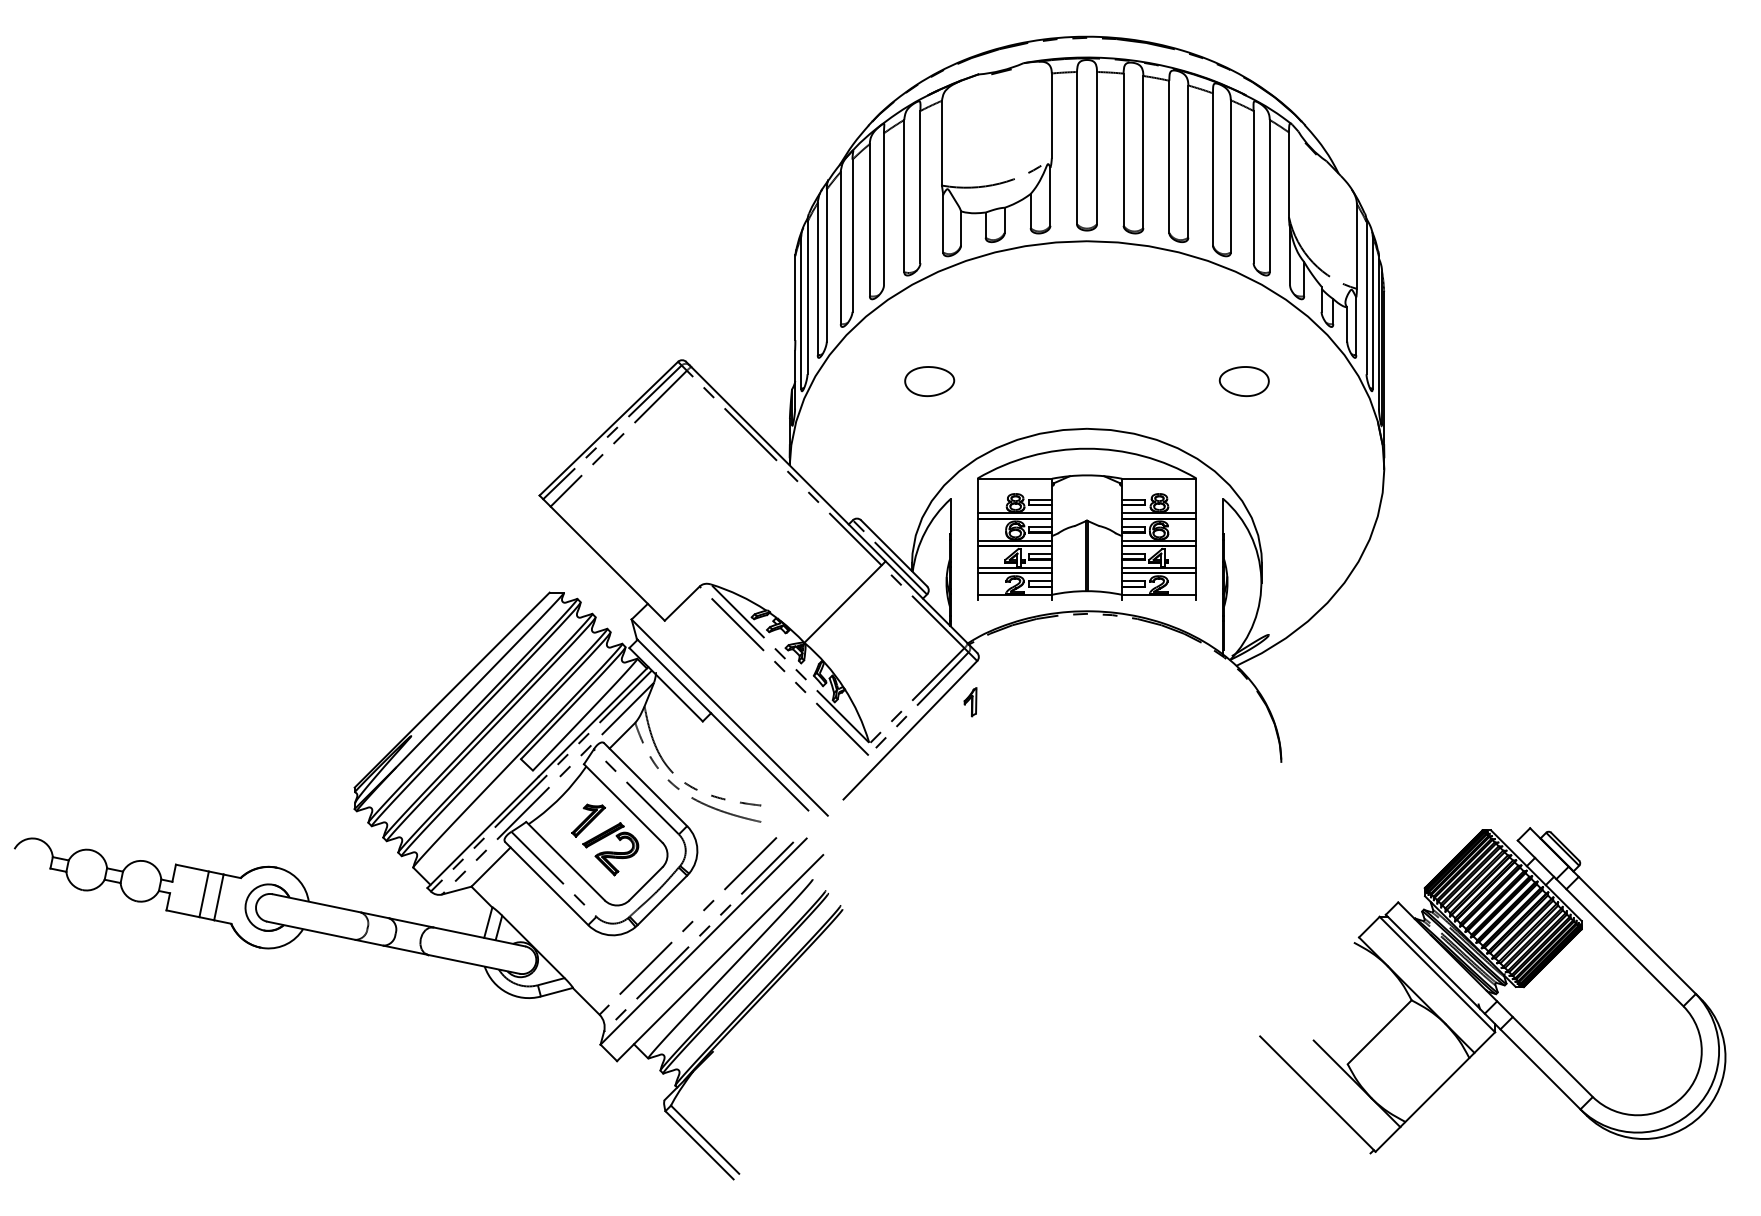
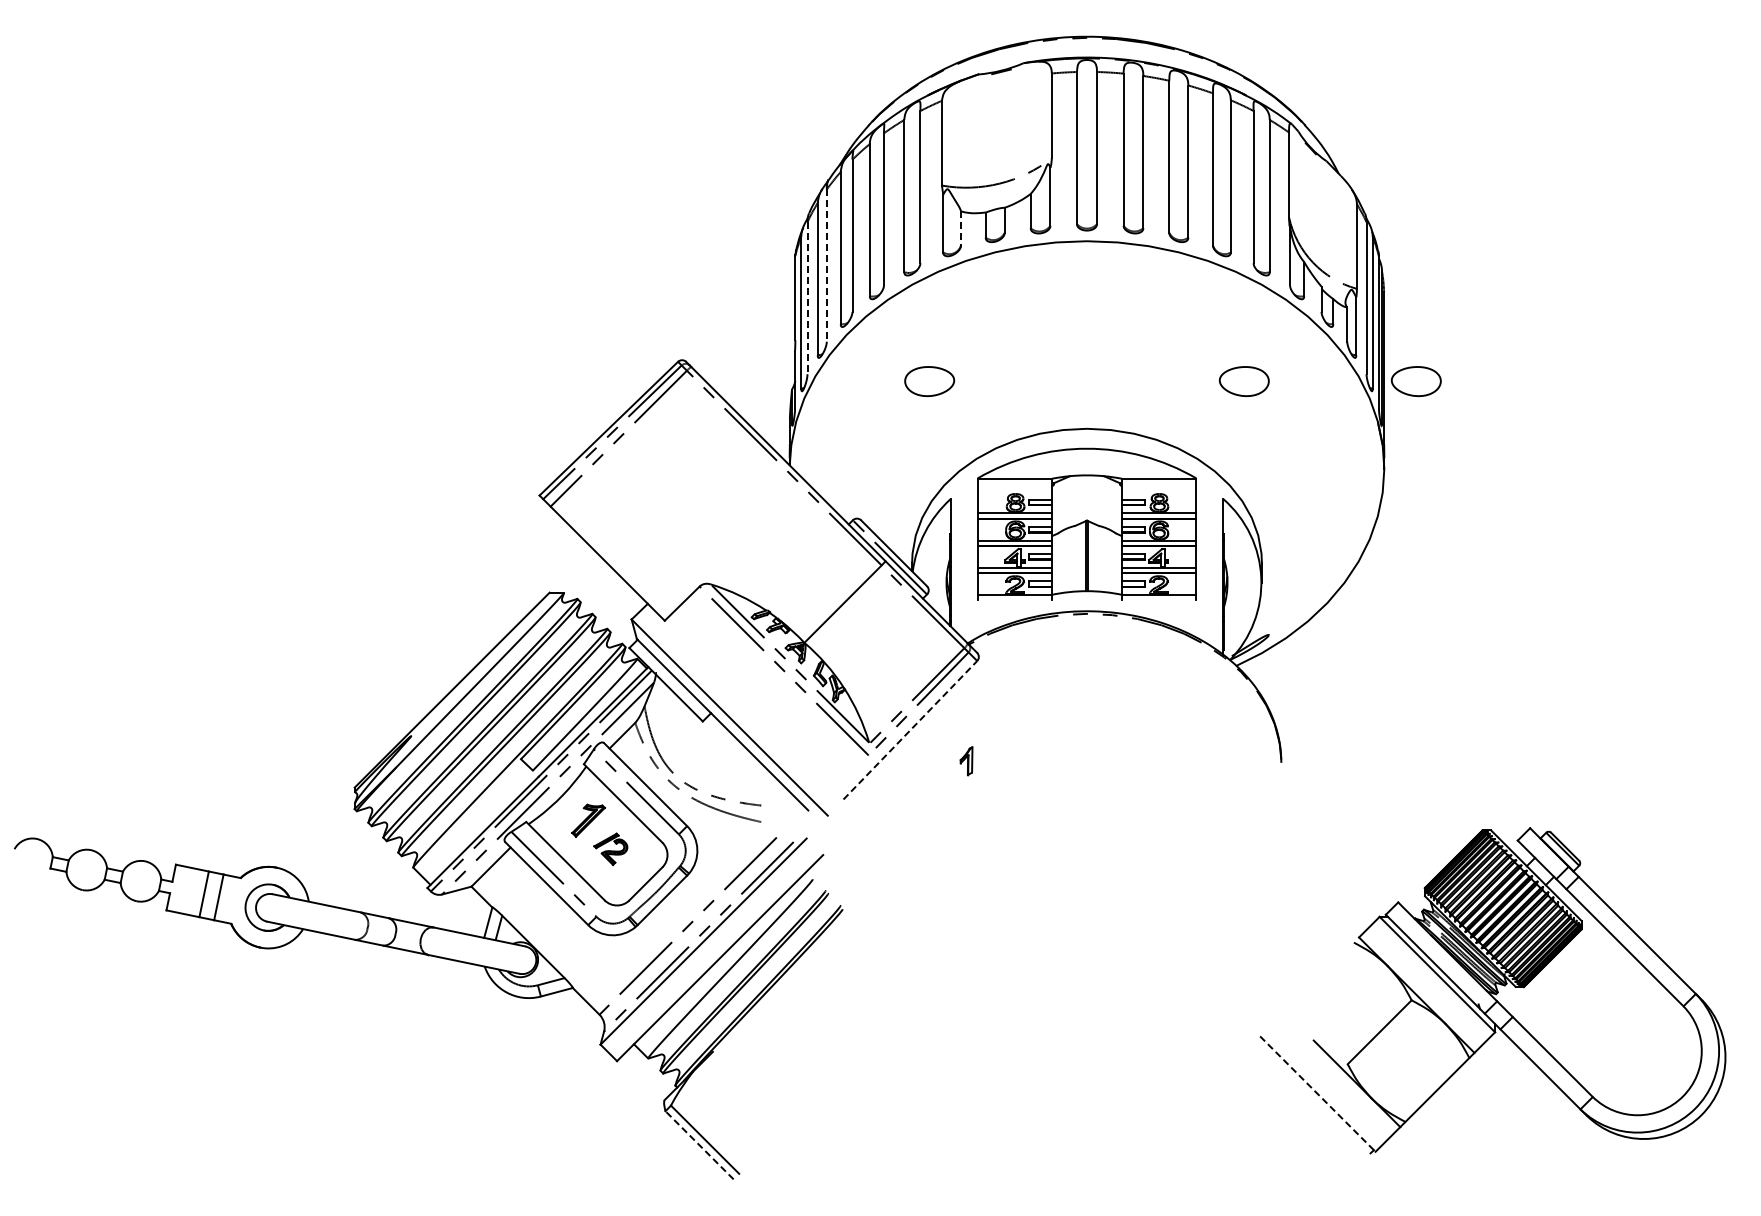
line: solid -> dashed (961, 228)
line: solid -> dashed (826, 266)
line: solid -> dashed (807, 298)
part: none -> present (1415, 381)
part position: (970, 702) -> (966, 761) (966, 761)
line: solid -> dashed (910, 729)
part size: 58x55 px -> 36x35 px (610, 849)
line: solid -> dashed (1317, 1094)
line: solid -> dashed (699, 1144)
